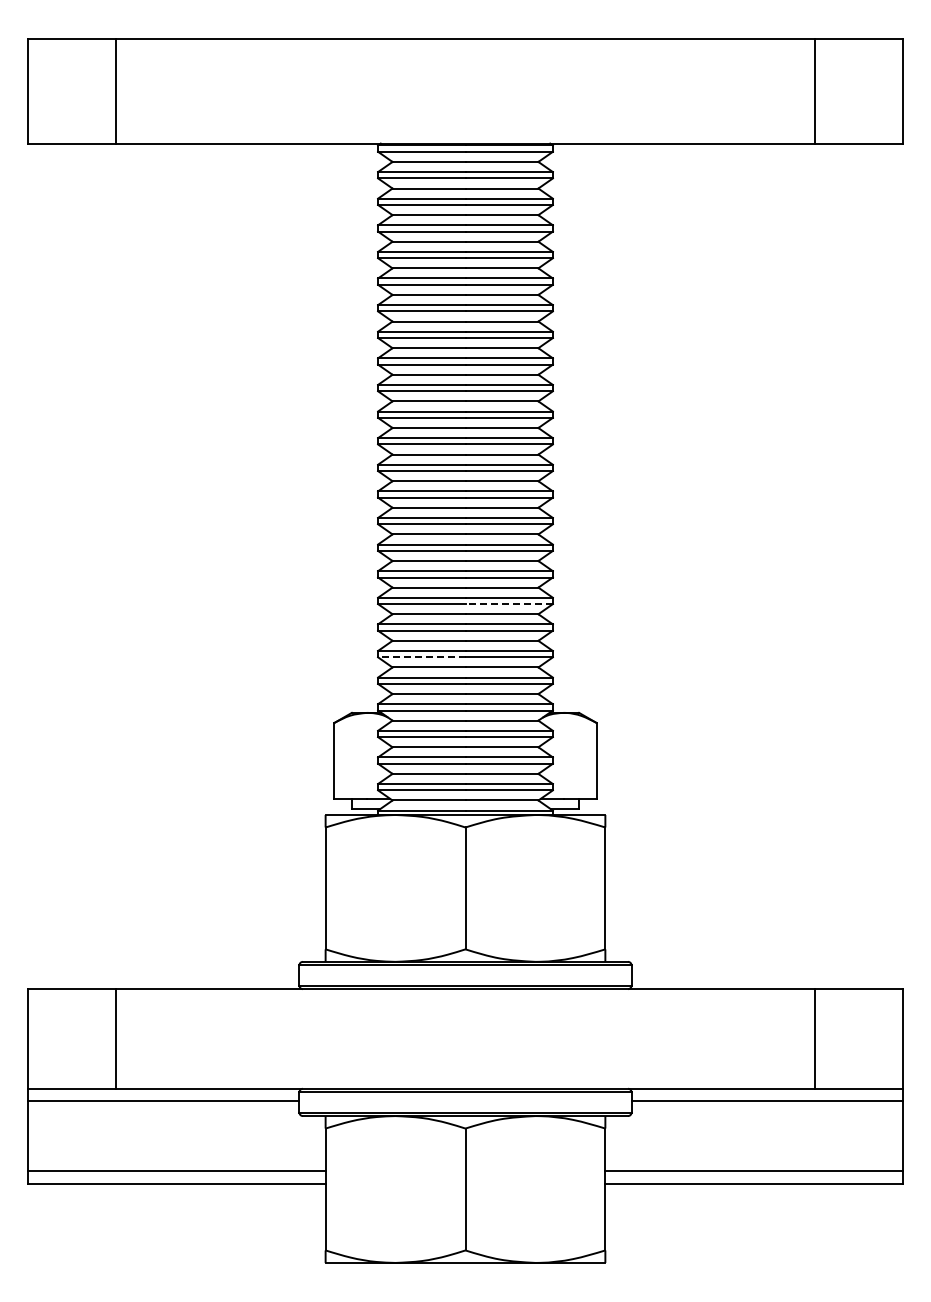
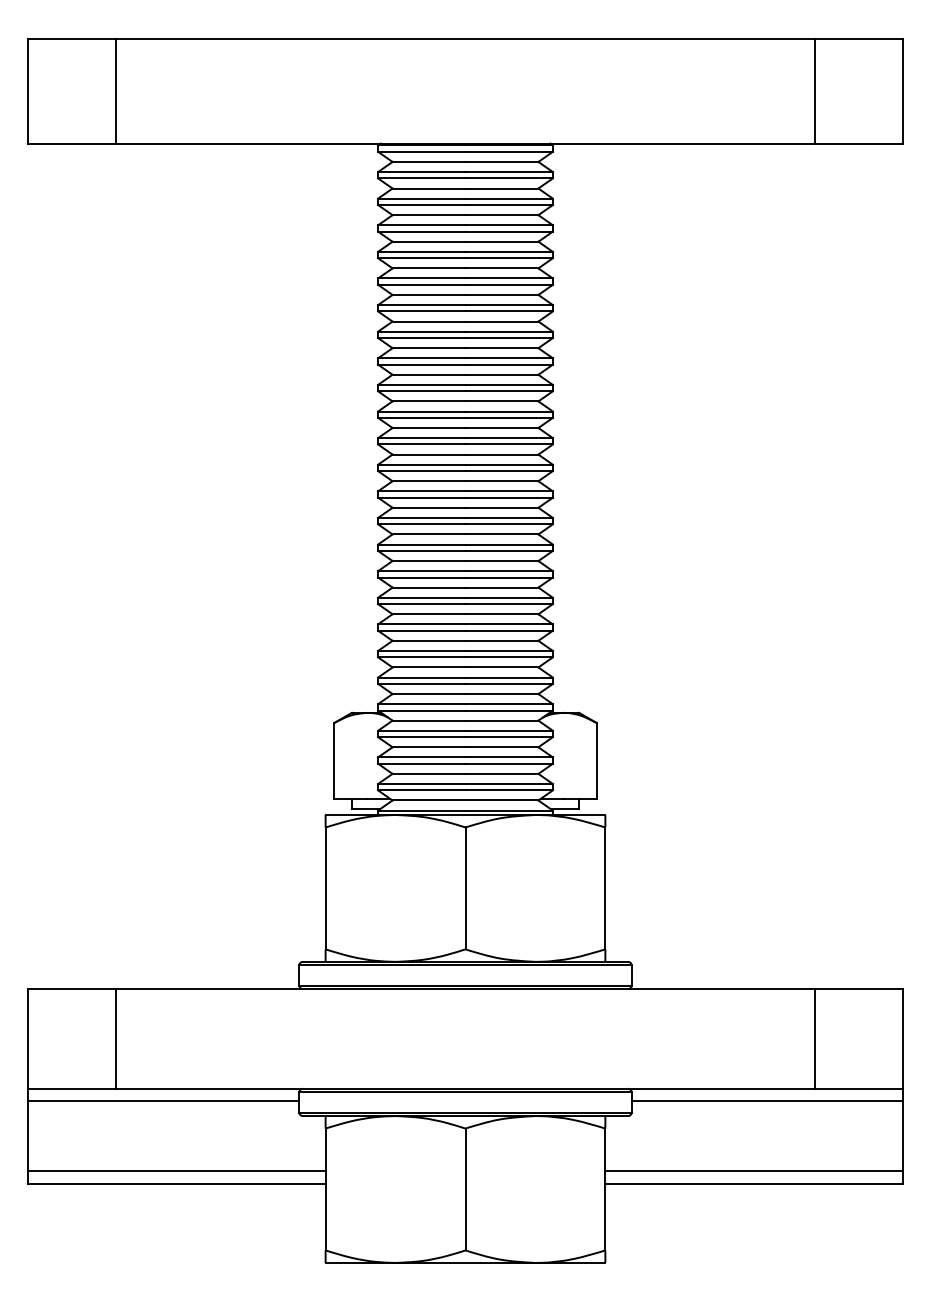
line: dashed -> solid (509, 604)
line: dashed -> solid (421, 657)
